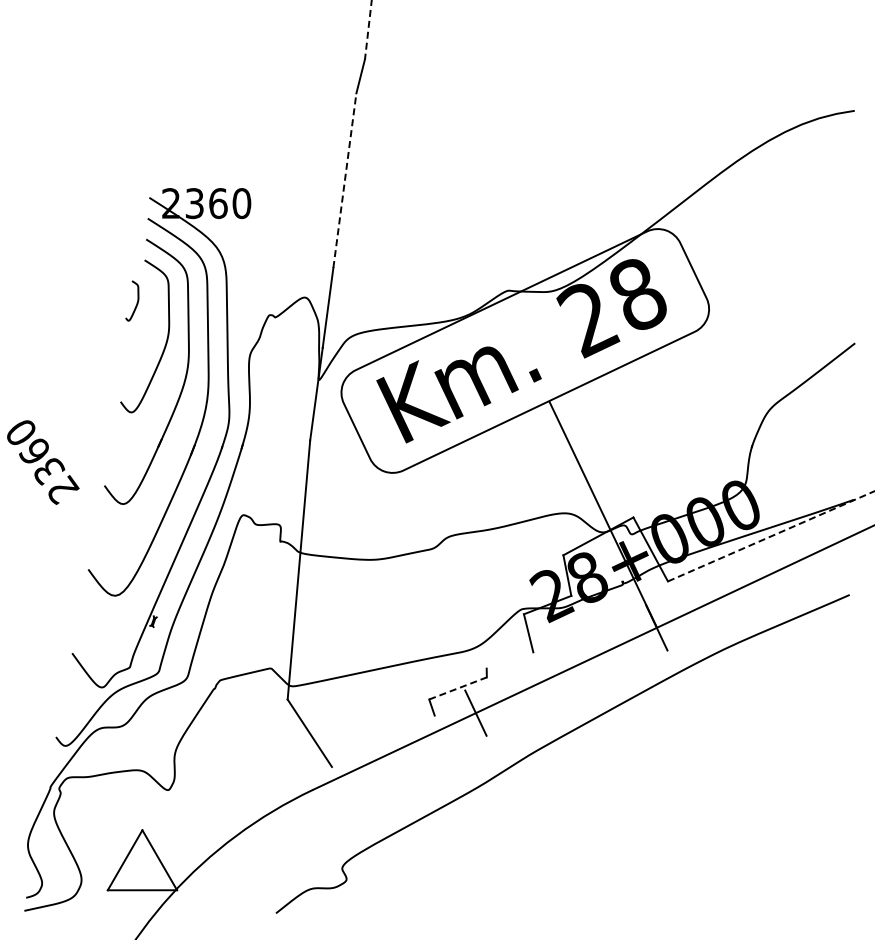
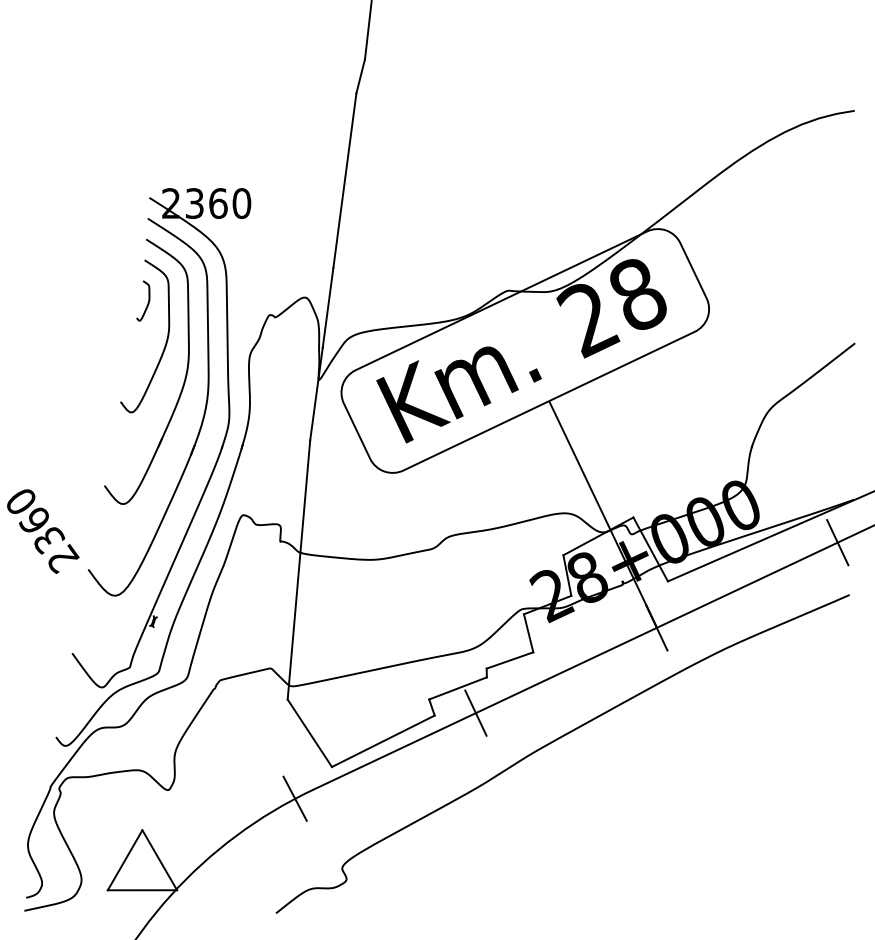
line: dashed -> solid (368, 30)
line: dashed -> solid (344, 180)
curve position: (136, 302) -> (147, 302) (147, 302)
text position: (43, 462) -> (43, 531) (43, 531)
line: dashed -> solid (771, 536)
line: none -> present (837, 542)
line: none -> present (509, 660)
line: dashed -> solid (458, 688)
line: none -> present (382, 741)
line: none -> present (294, 798)
